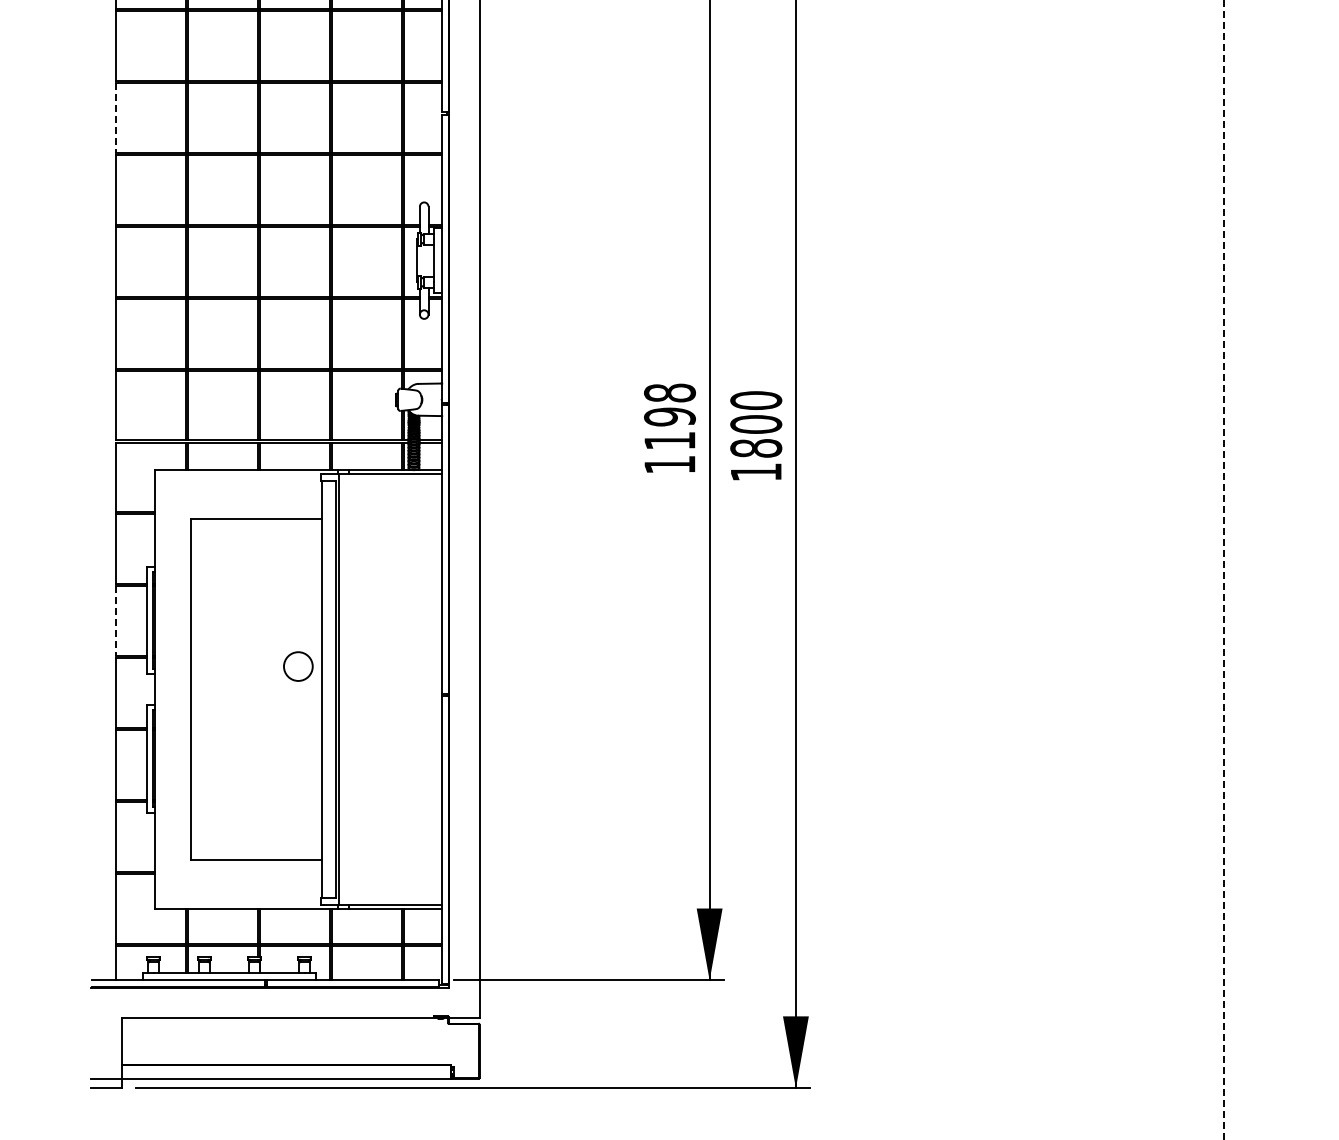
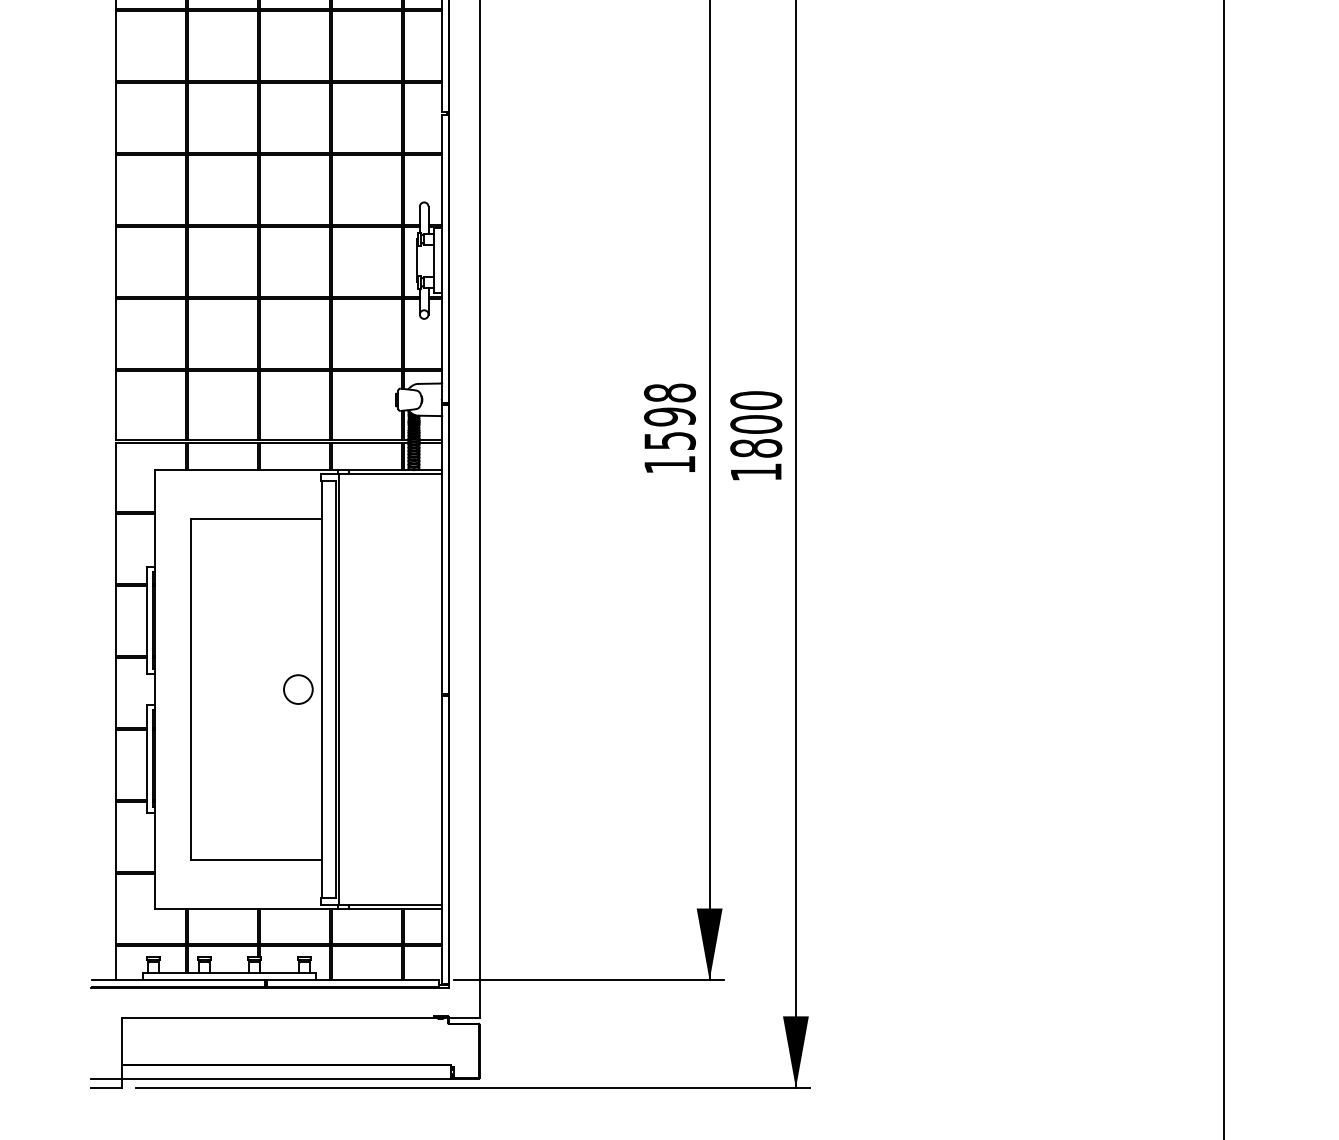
line: dashed -> solid (116, 117)
text: 1198 -> 1598 (669, 440)
line: dashed -> solid (1223, 570)
line: dashed -> solid (116, 621)
circle position: (298, 666) -> (298, 689) (298, 689)
